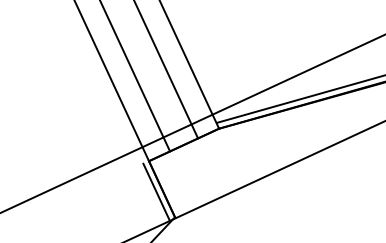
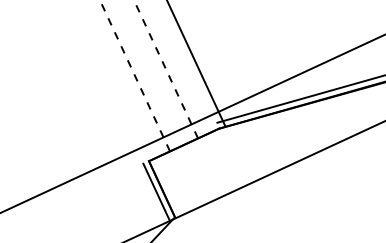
line position: (189, 65) -> (196, 63) (196, 63)
line: solid -> dashed (166, 69)
line: solid -> dashed (135, 76)
line: present -> none (112, 81)
